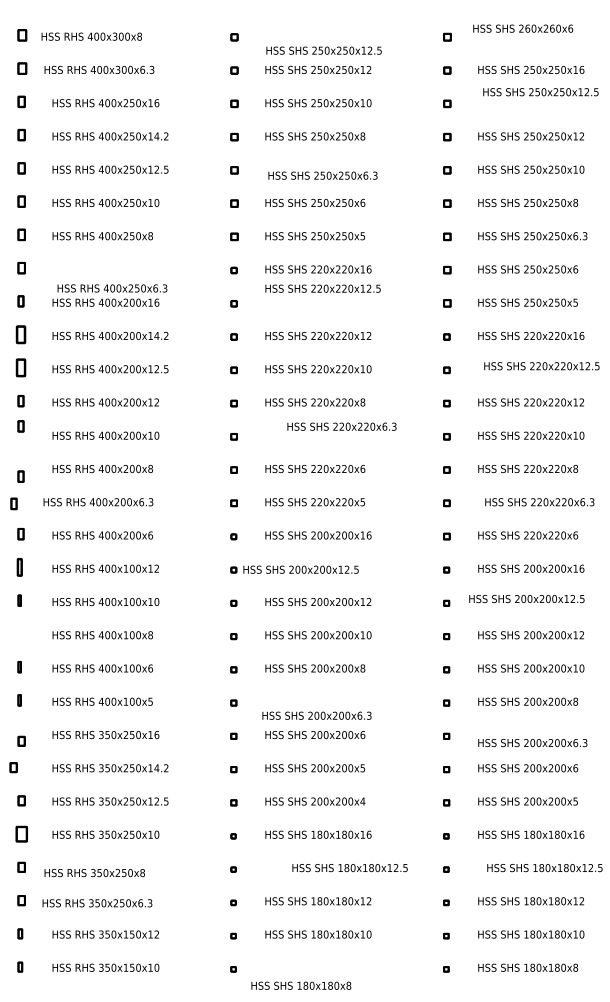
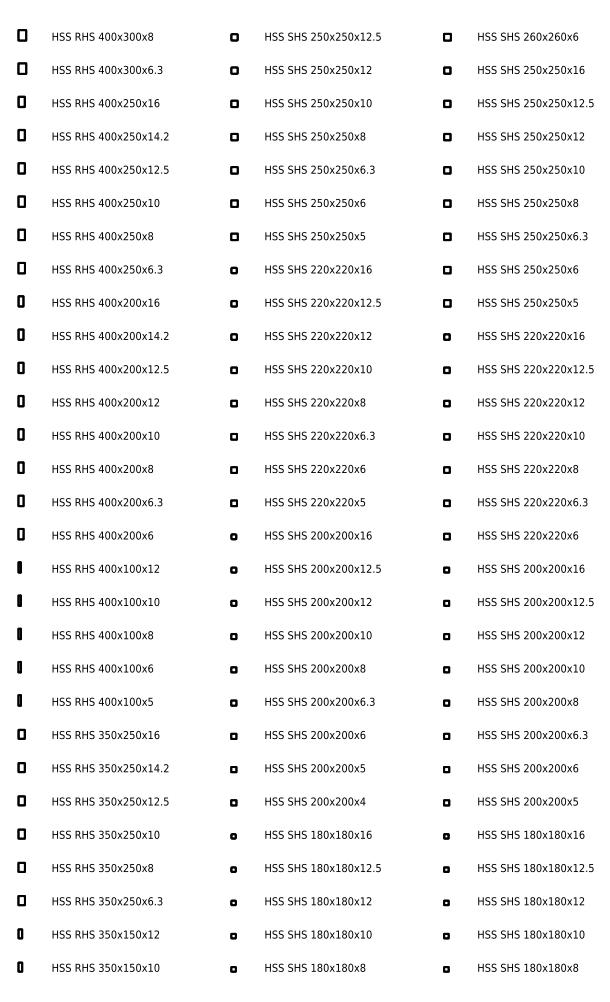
text position: (523, 28) -> (528, 36) (528, 36)
text position: (91, 36) -> (102, 36) (102, 36)
text position: (323, 50) -> (322, 36) (322, 36)
text position: (99, 69) -> (107, 69) (107, 69)
text position: (540, 92) -> (535, 103) (535, 103)
text position: (322, 175) -> (319, 169) (319, 169)
text position: (112, 288) -> (107, 269) (107, 269)
text position: (322, 288) -> (322, 302) (322, 302)
part size: 12x20 px -> 8x13 px (20, 334)
text position: (541, 366) -> (535, 369) (535, 369)
part size: 12x20 px -> 8x14 px (20, 367)
part position: (20, 426) -> (20, 434) (20, 434)
text position: (341, 426) -> (319, 435) (319, 435)
part position: (20, 476) -> (20, 467) (20, 467)
text position: (98, 502) -> (107, 502) (107, 502)
text position: (539, 502) -> (532, 502) (532, 502)
part position: (13, 503) -> (20, 500) (20, 500)
part size: 7x19 px -> 5x13 px (19, 567)
text position: (300, 569) -> (322, 568) (322, 568)
text position: (526, 599) -> (535, 602) (535, 602)
part: none -> present (19, 633)
text position: (316, 715) -> (319, 701) (319, 701)
part position: (21, 740) -> (21, 733) (21, 733)
text position: (532, 743) -> (532, 735) (532, 735)
part position: (13, 767) -> (21, 767) (21, 767)
part size: 13x18 px -> 9x12 px (21, 833)
text position: (349, 868) -> (322, 868) (322, 868)
text position: (544, 868) -> (535, 868) (535, 868)
text position: (94, 873) -> (102, 868) (102, 868)
text position: (97, 903) -> (107, 901) (107, 901)
text position: (301, 985) -> (315, 967) (315, 967)
